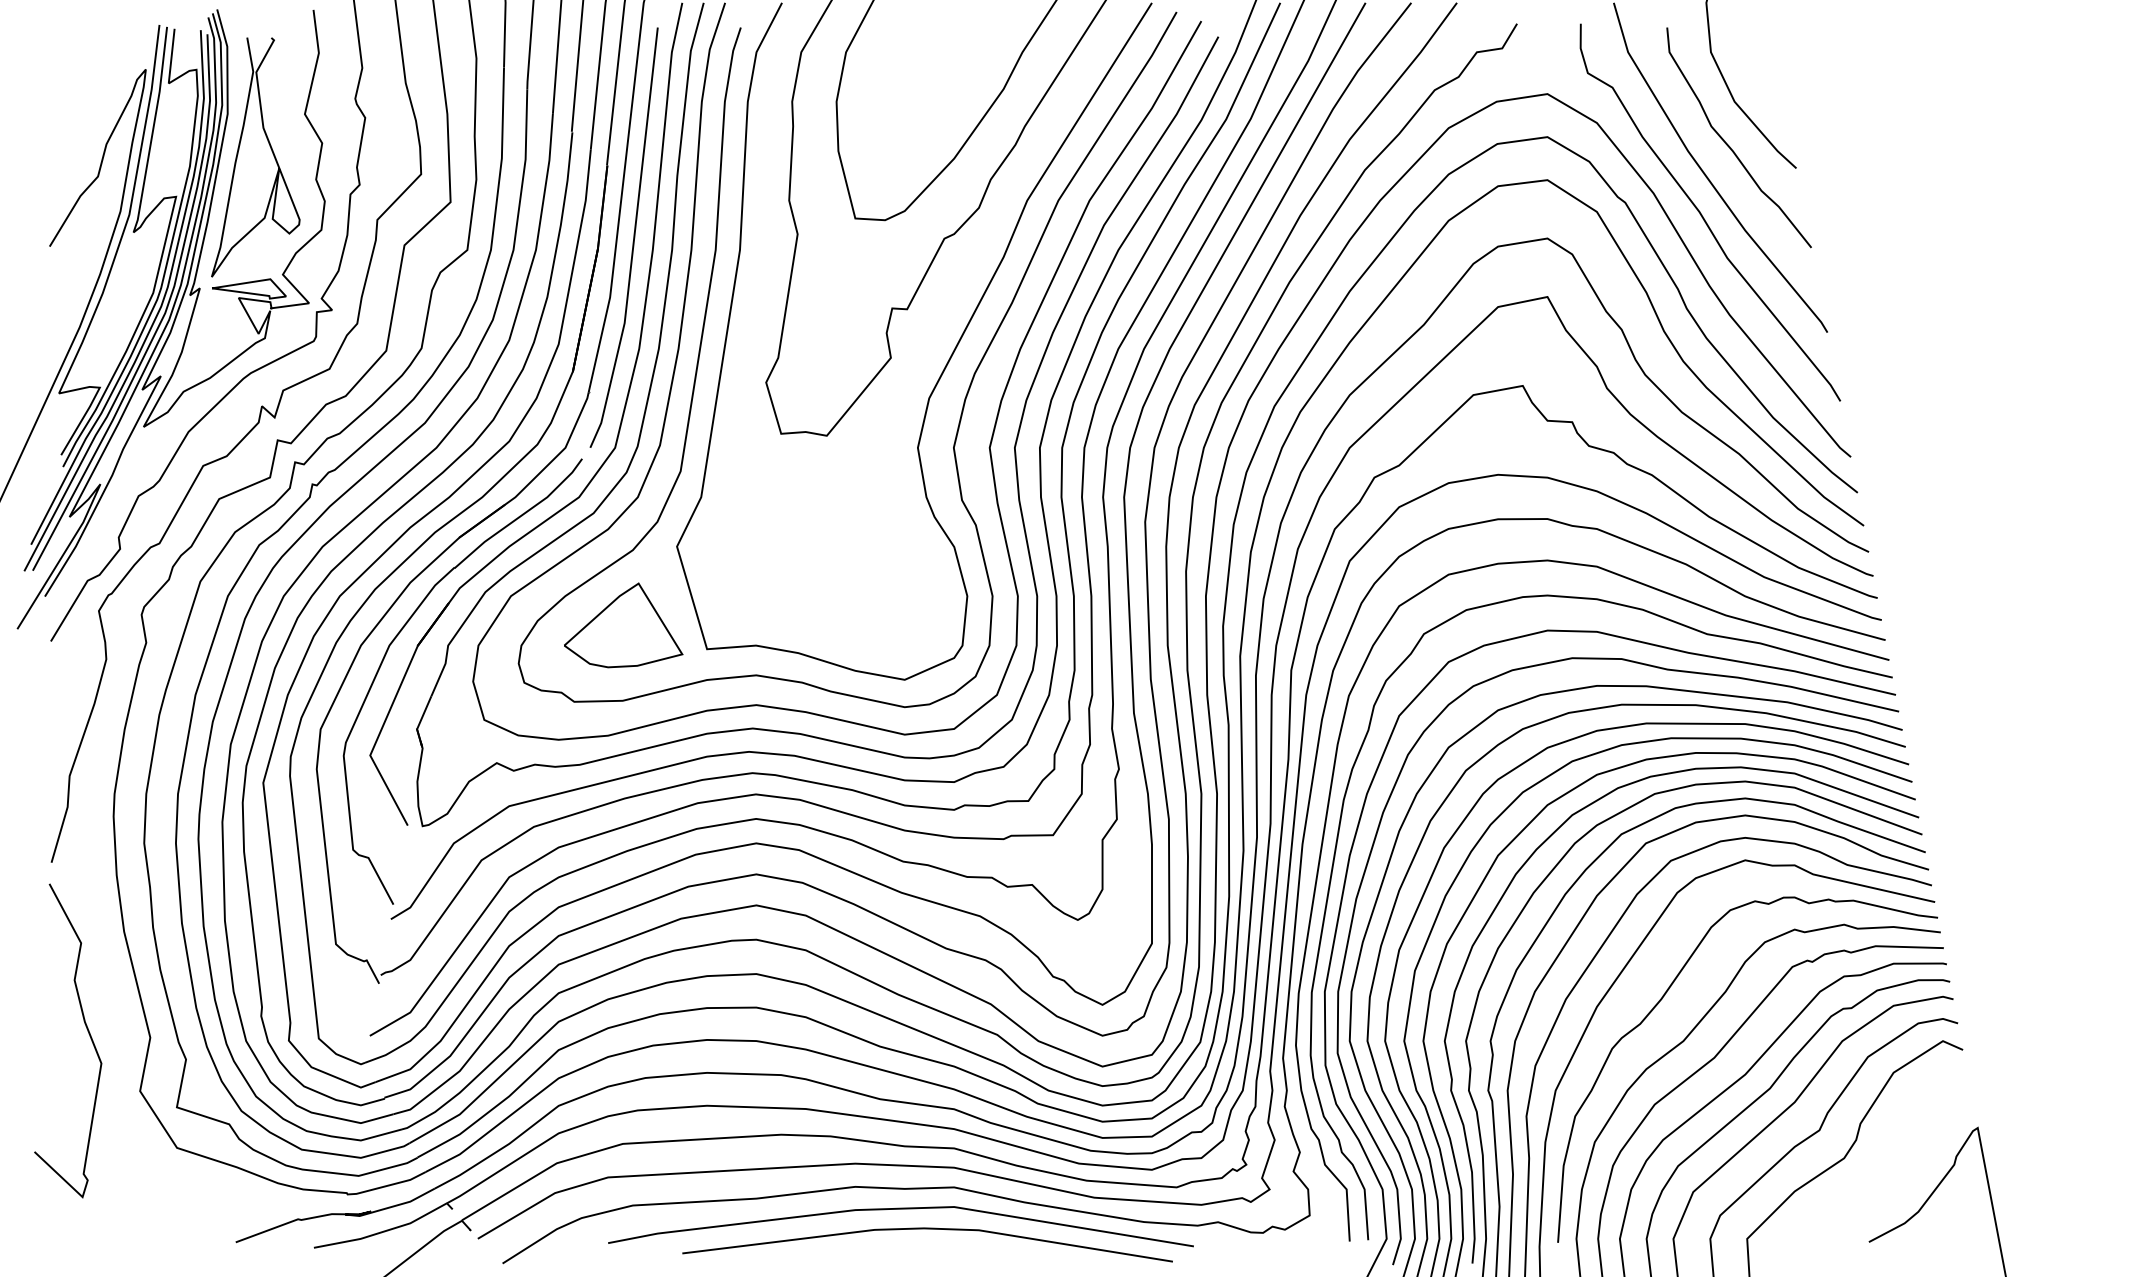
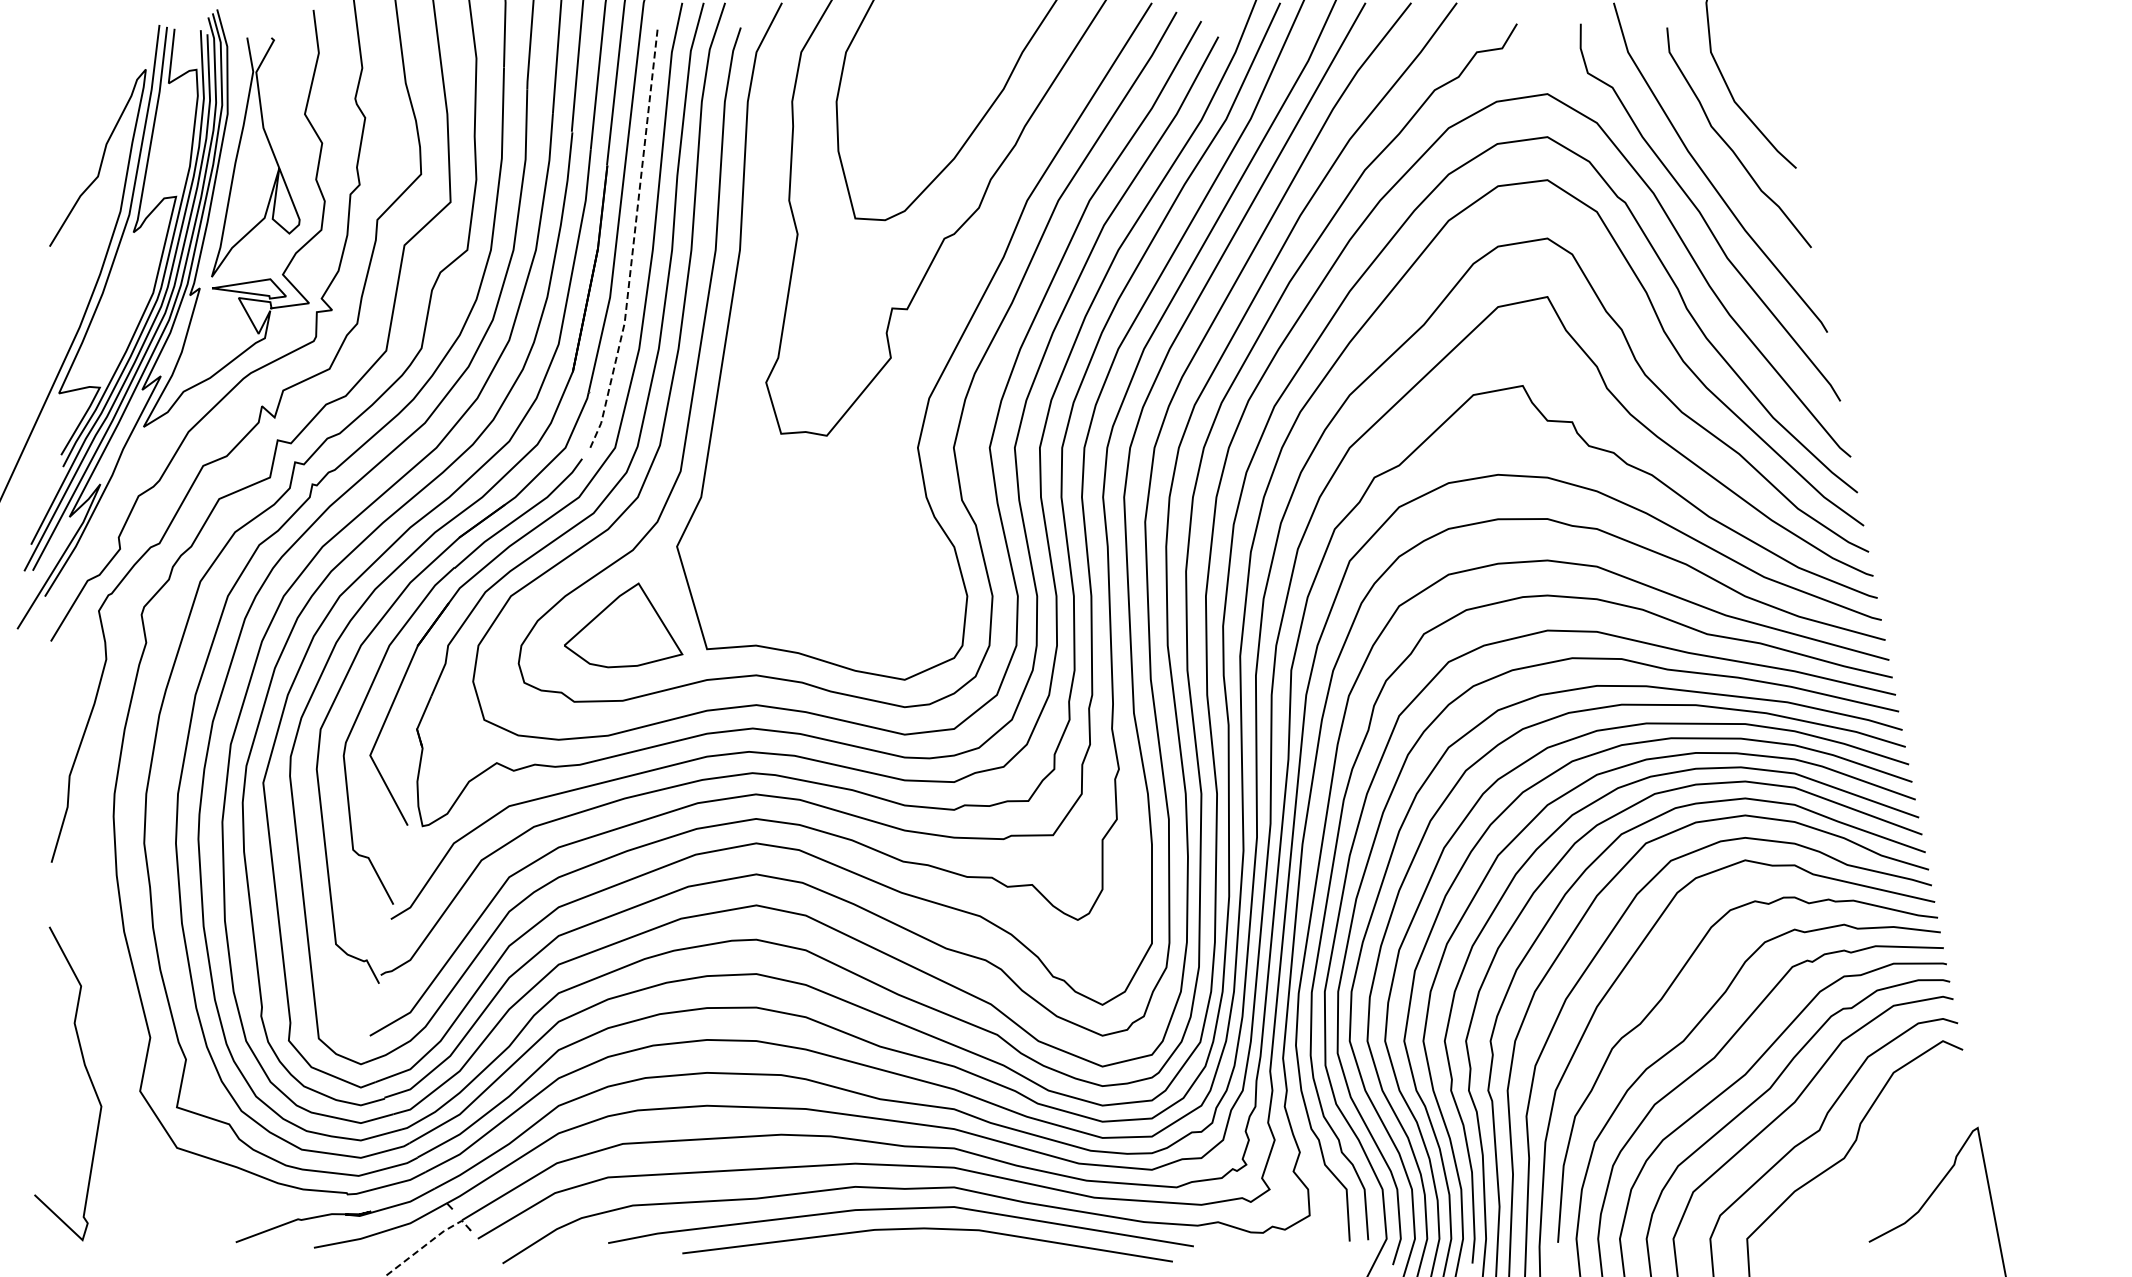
line: solid -> dashed (633, 240)
curve position: (88, 1034) -> (88, 1077) (88, 1077)
line: solid -> dashed (428, 1243)
